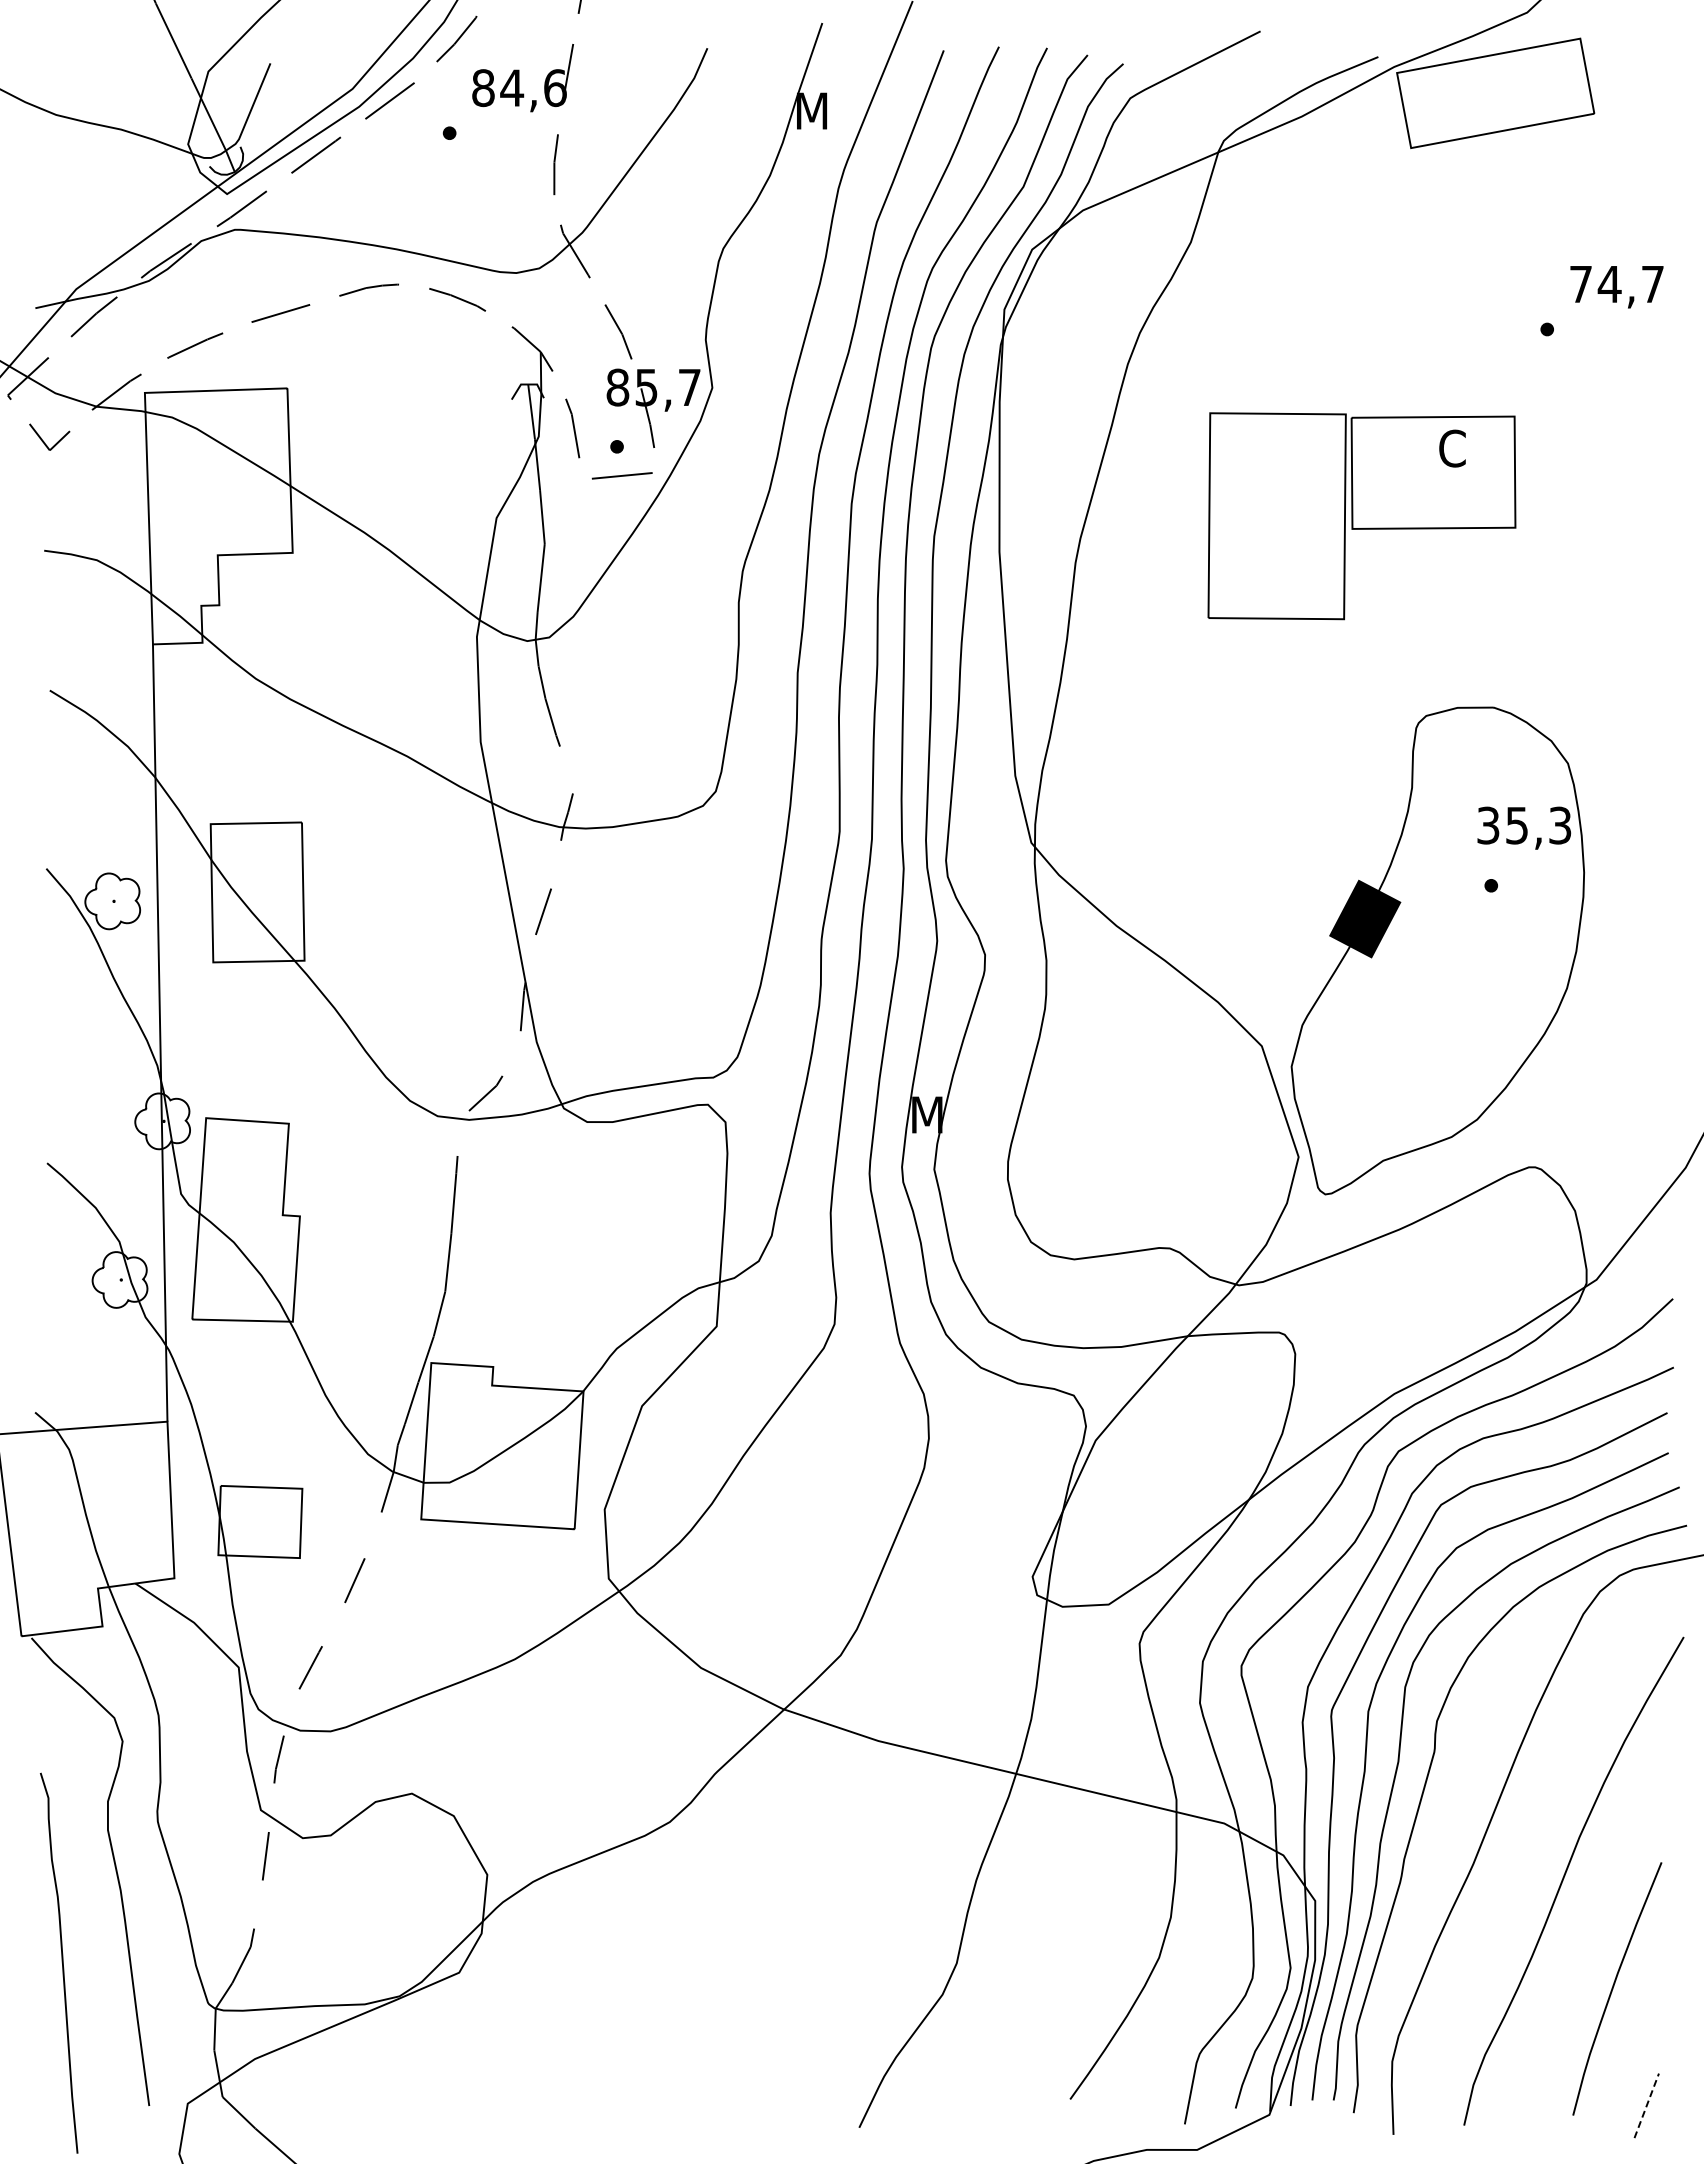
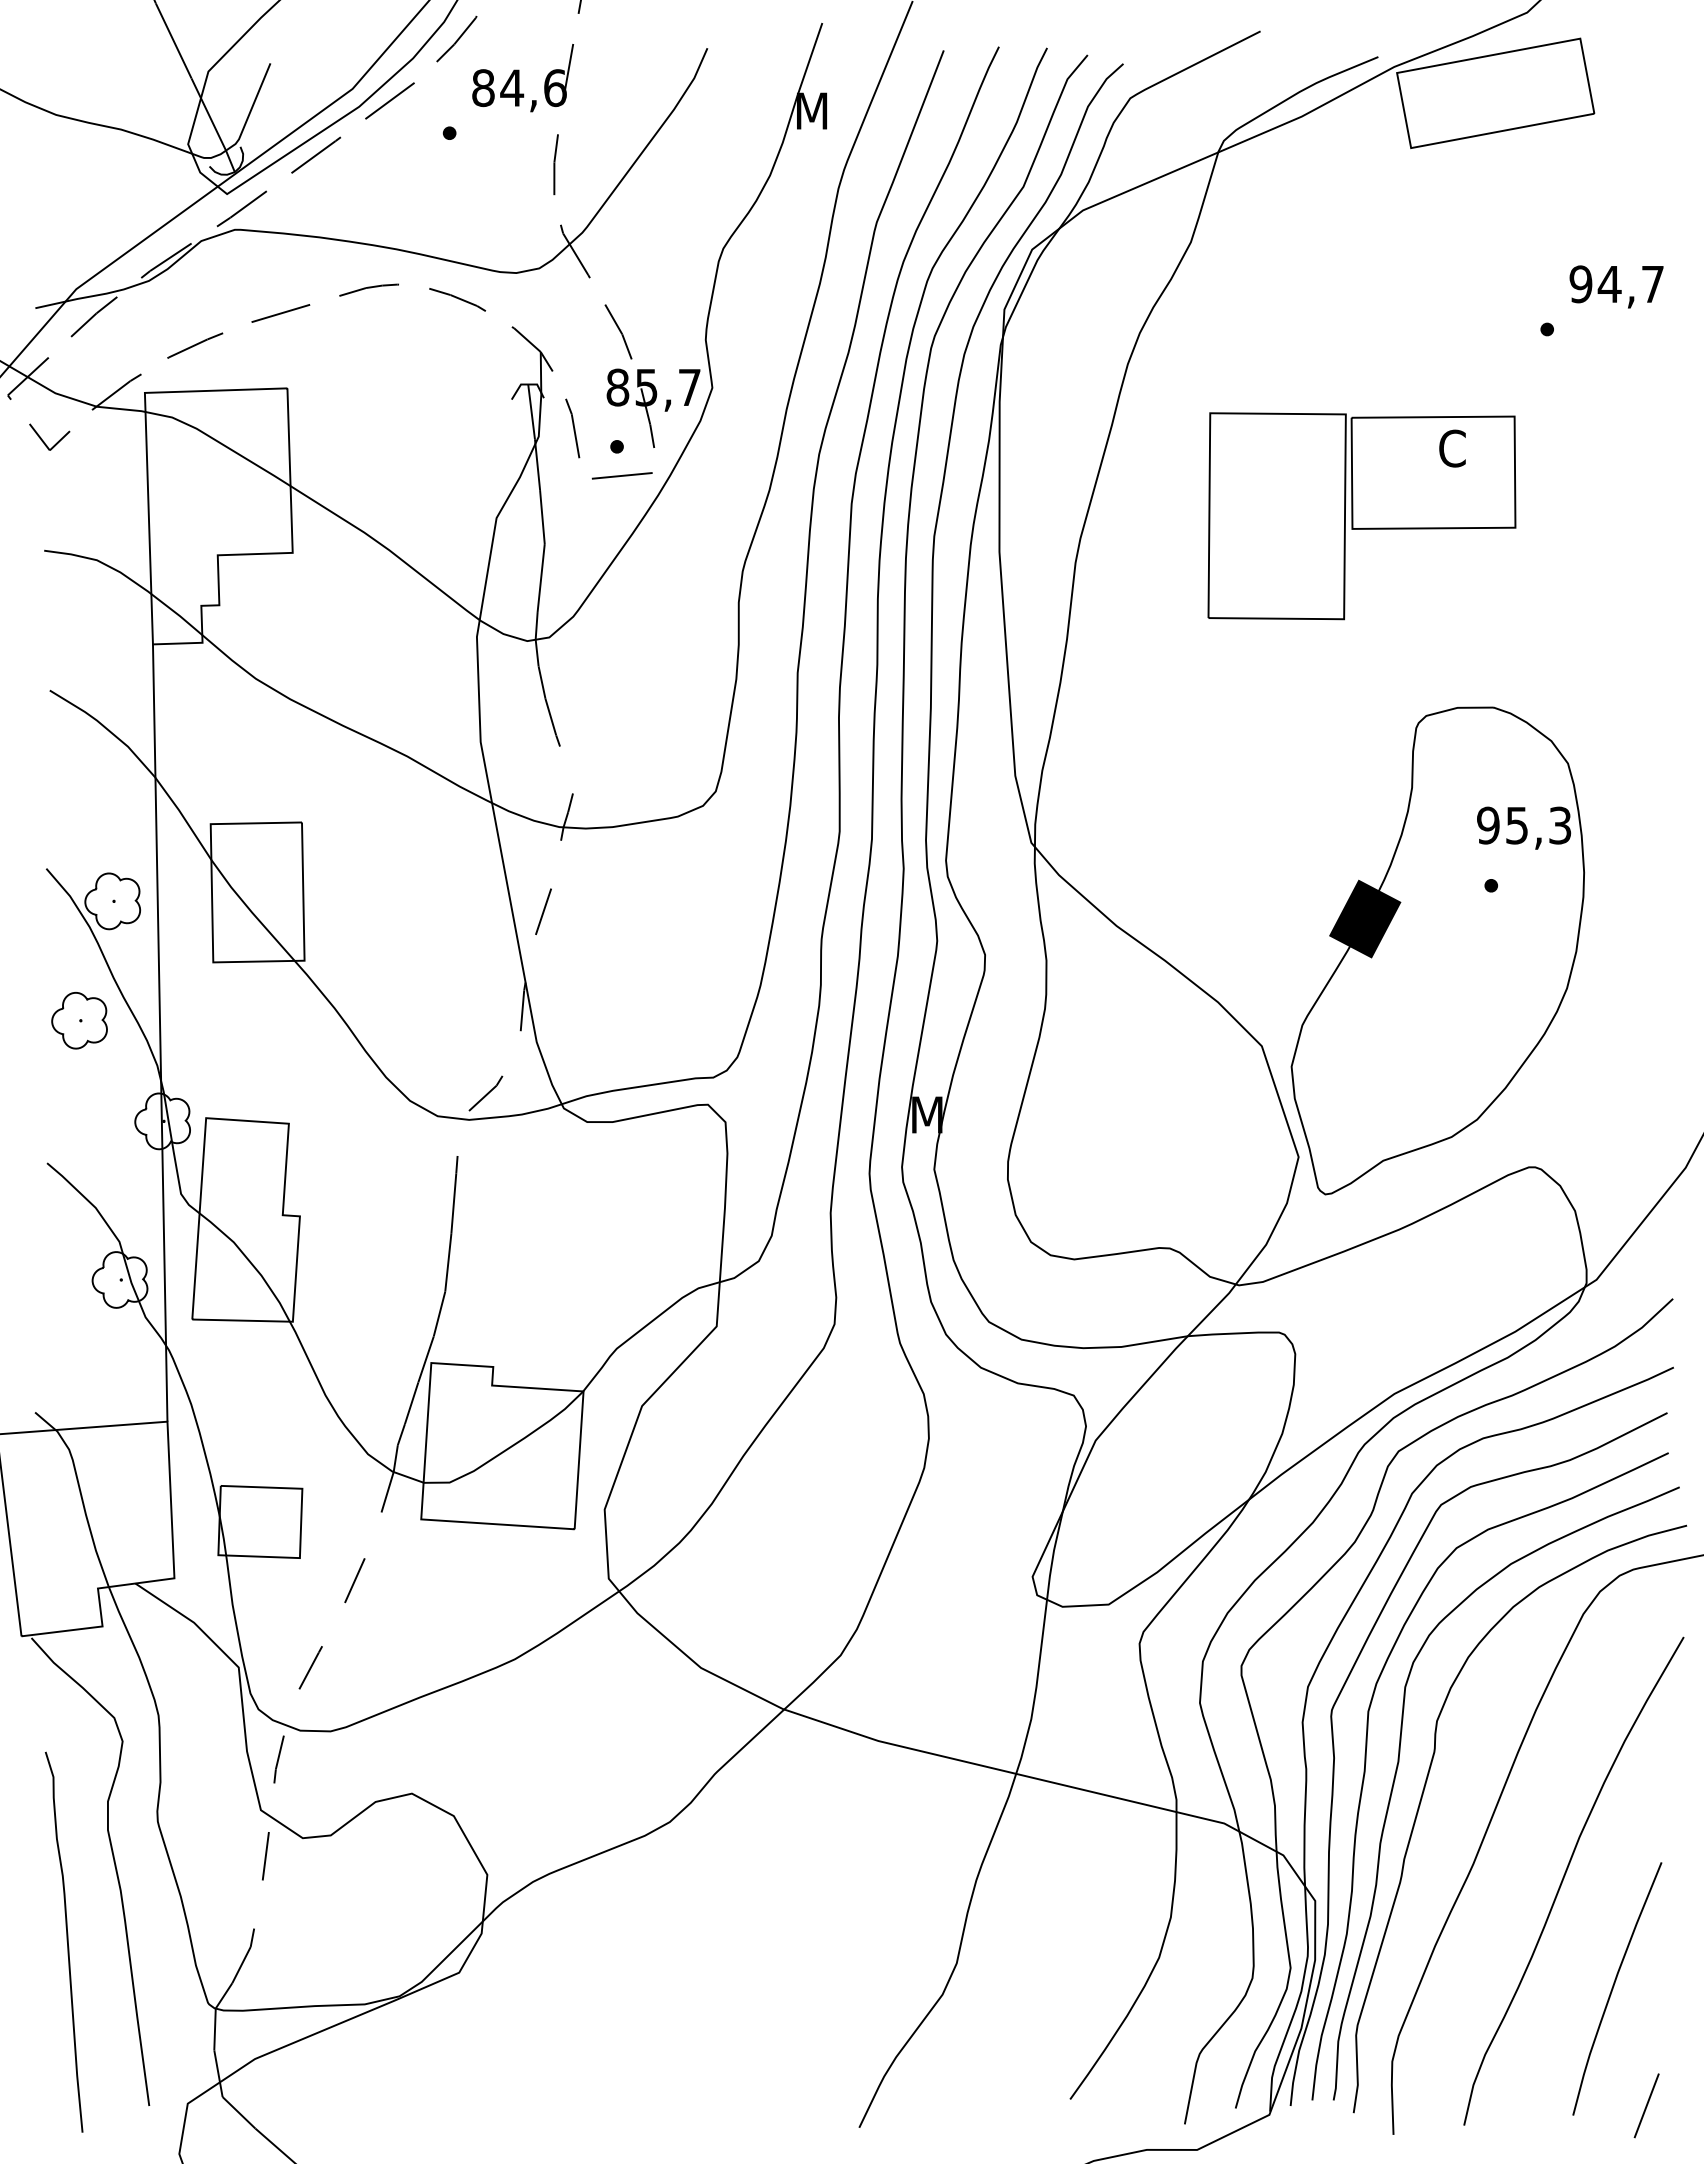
text: 74,7 -> 94,7 (1580, 284)
text: 35,3 -> 95,3 (1488, 825)
part: none -> present (79, 1020)
curve position: (61, 1962) -> (66, 1941) (66, 1941)
line: dashed -> solid (1646, 2105)
